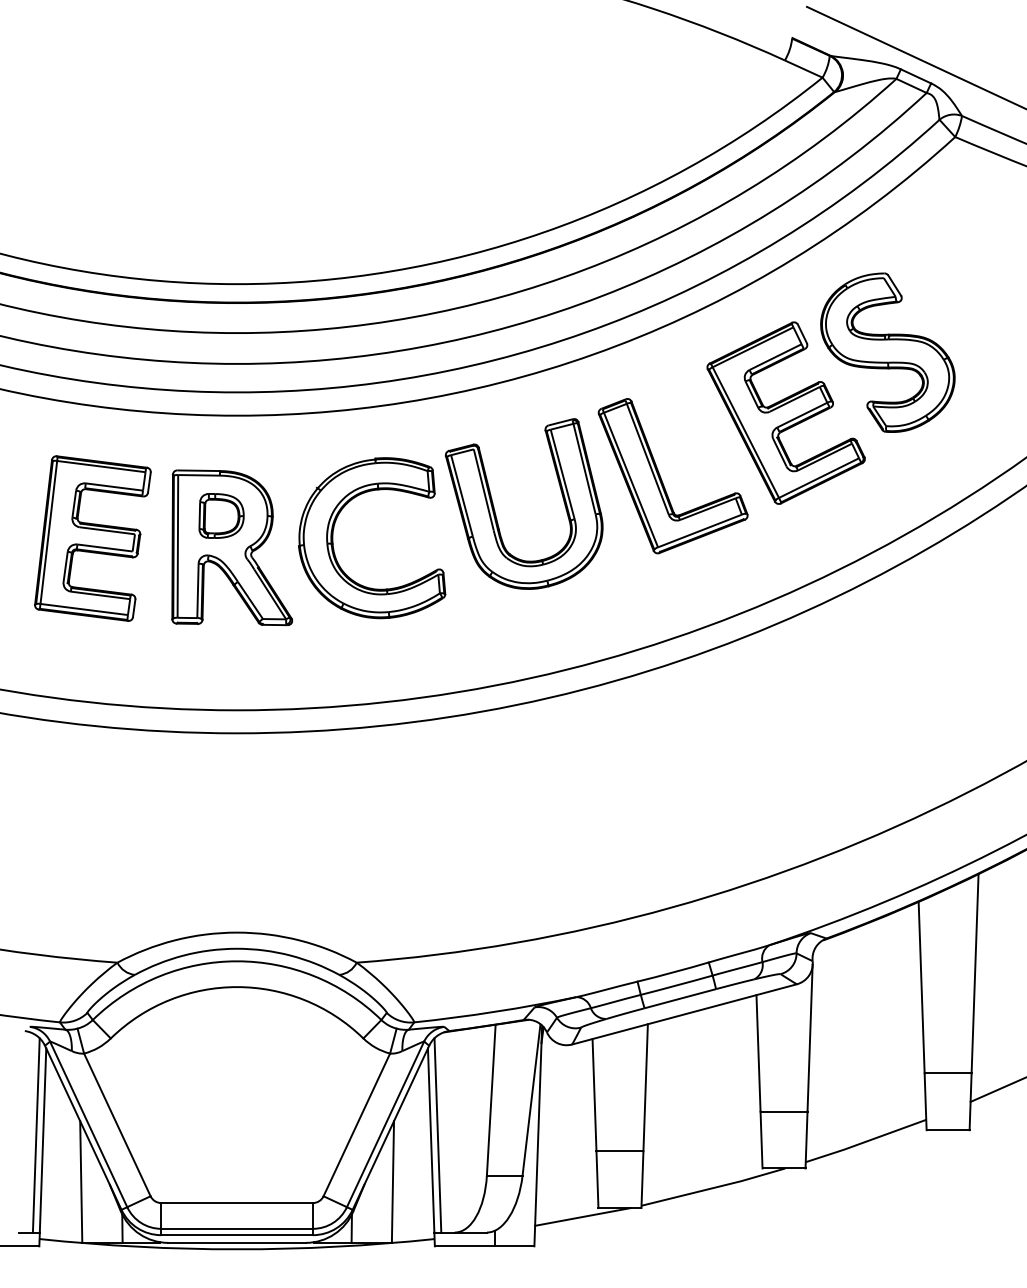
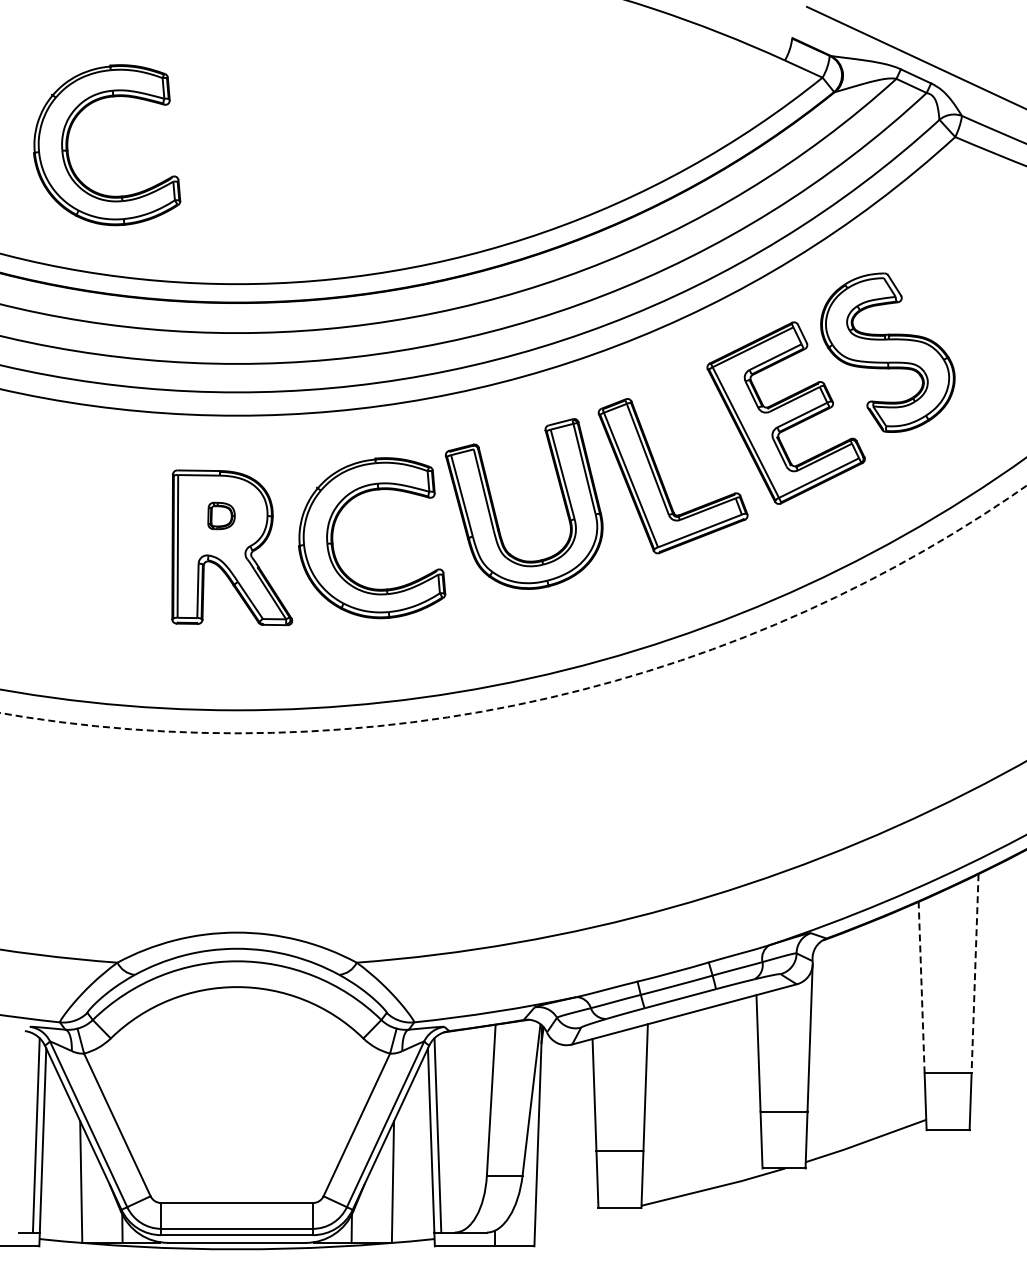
part: none -> present (68, 145)
part size: 47x46 px -> 29x30 px (221, 515)
part: present -> none (92, 538)
circle: solid -> dashed (513, 609)
line: solid -> dashed (975, 973)
line: solid -> dashed (921, 987)
line: present -> none (996, 1089)
line: present -> none (582, 1216)
